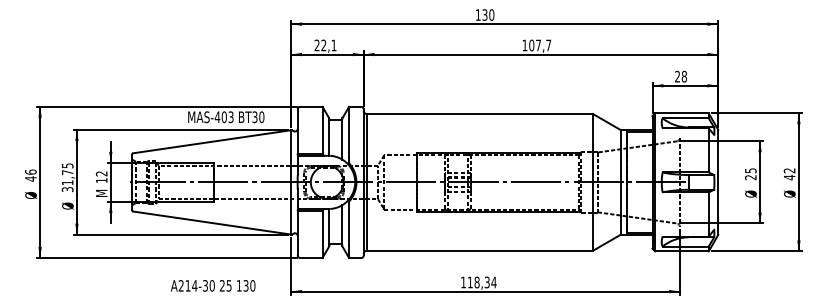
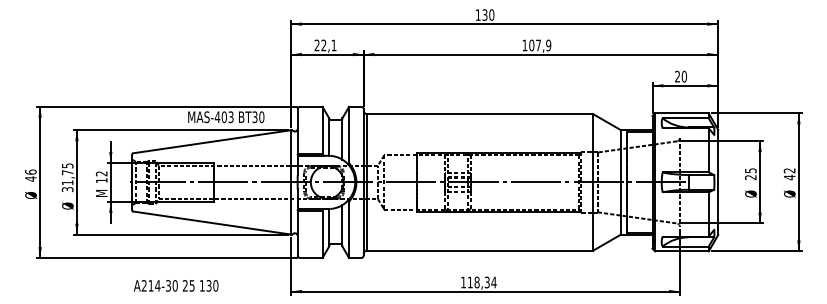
text: 107,7 -> 107,9 (548, 45)
text: 28 -> 20 (683, 76)
text position: (213, 285) -> (176, 285) (176, 285)
